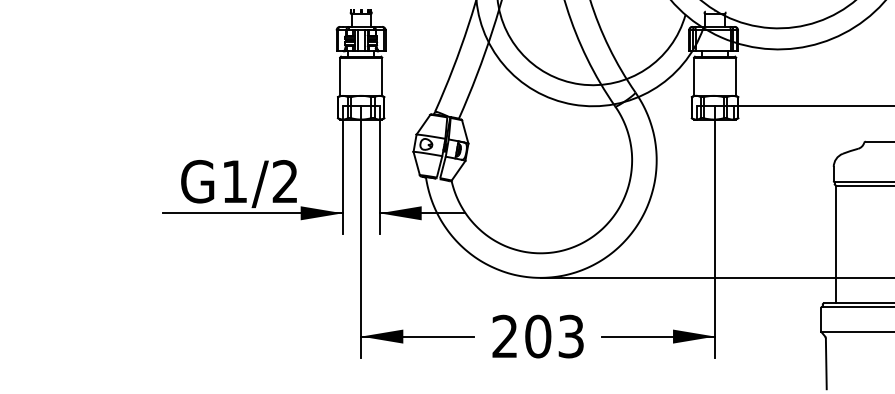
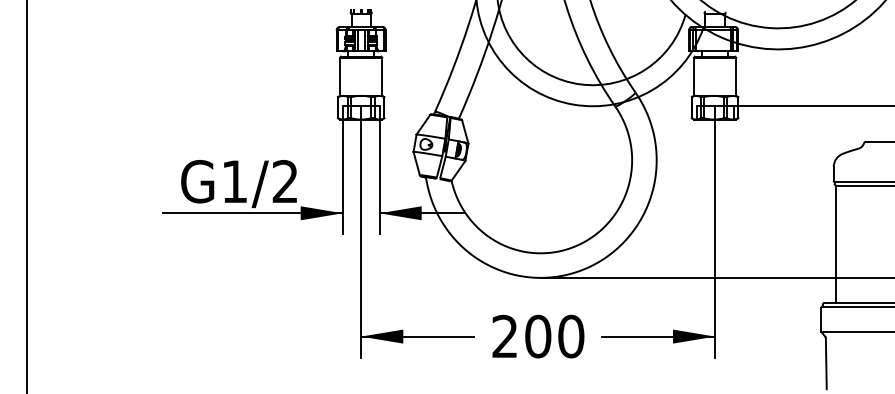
line: none -> present (26, 196)
text: 203 -> 200 (571, 336)
